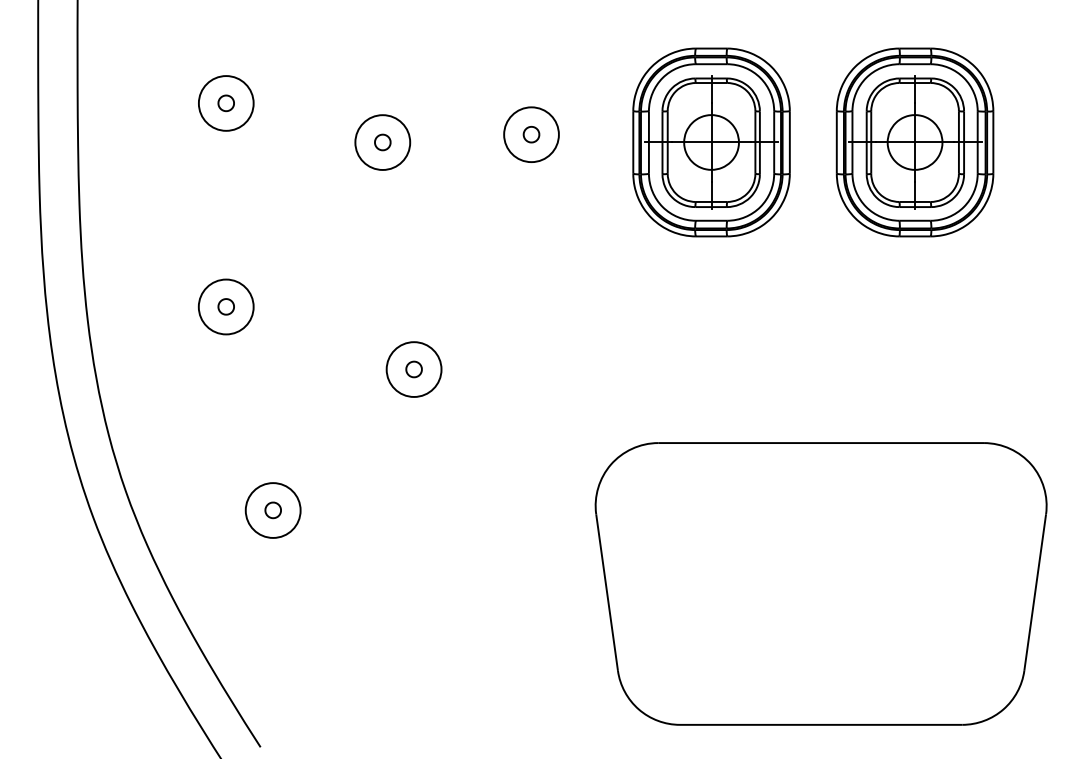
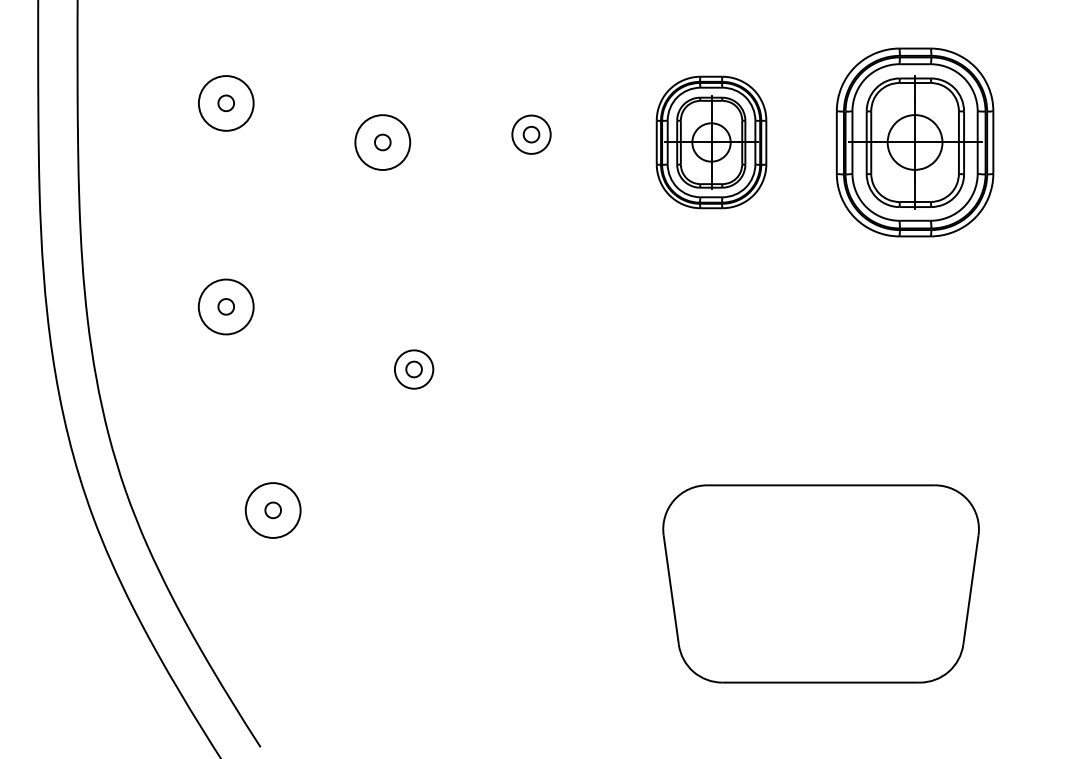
circle diameter: 55 px -> 38 px (531, 134)
part size: 159x191 px -> 113x135 px (711, 142)
circle diameter: 55 px -> 38 px (413, 369)
part size: 454x284 px -> 318x200 px (820, 583)
